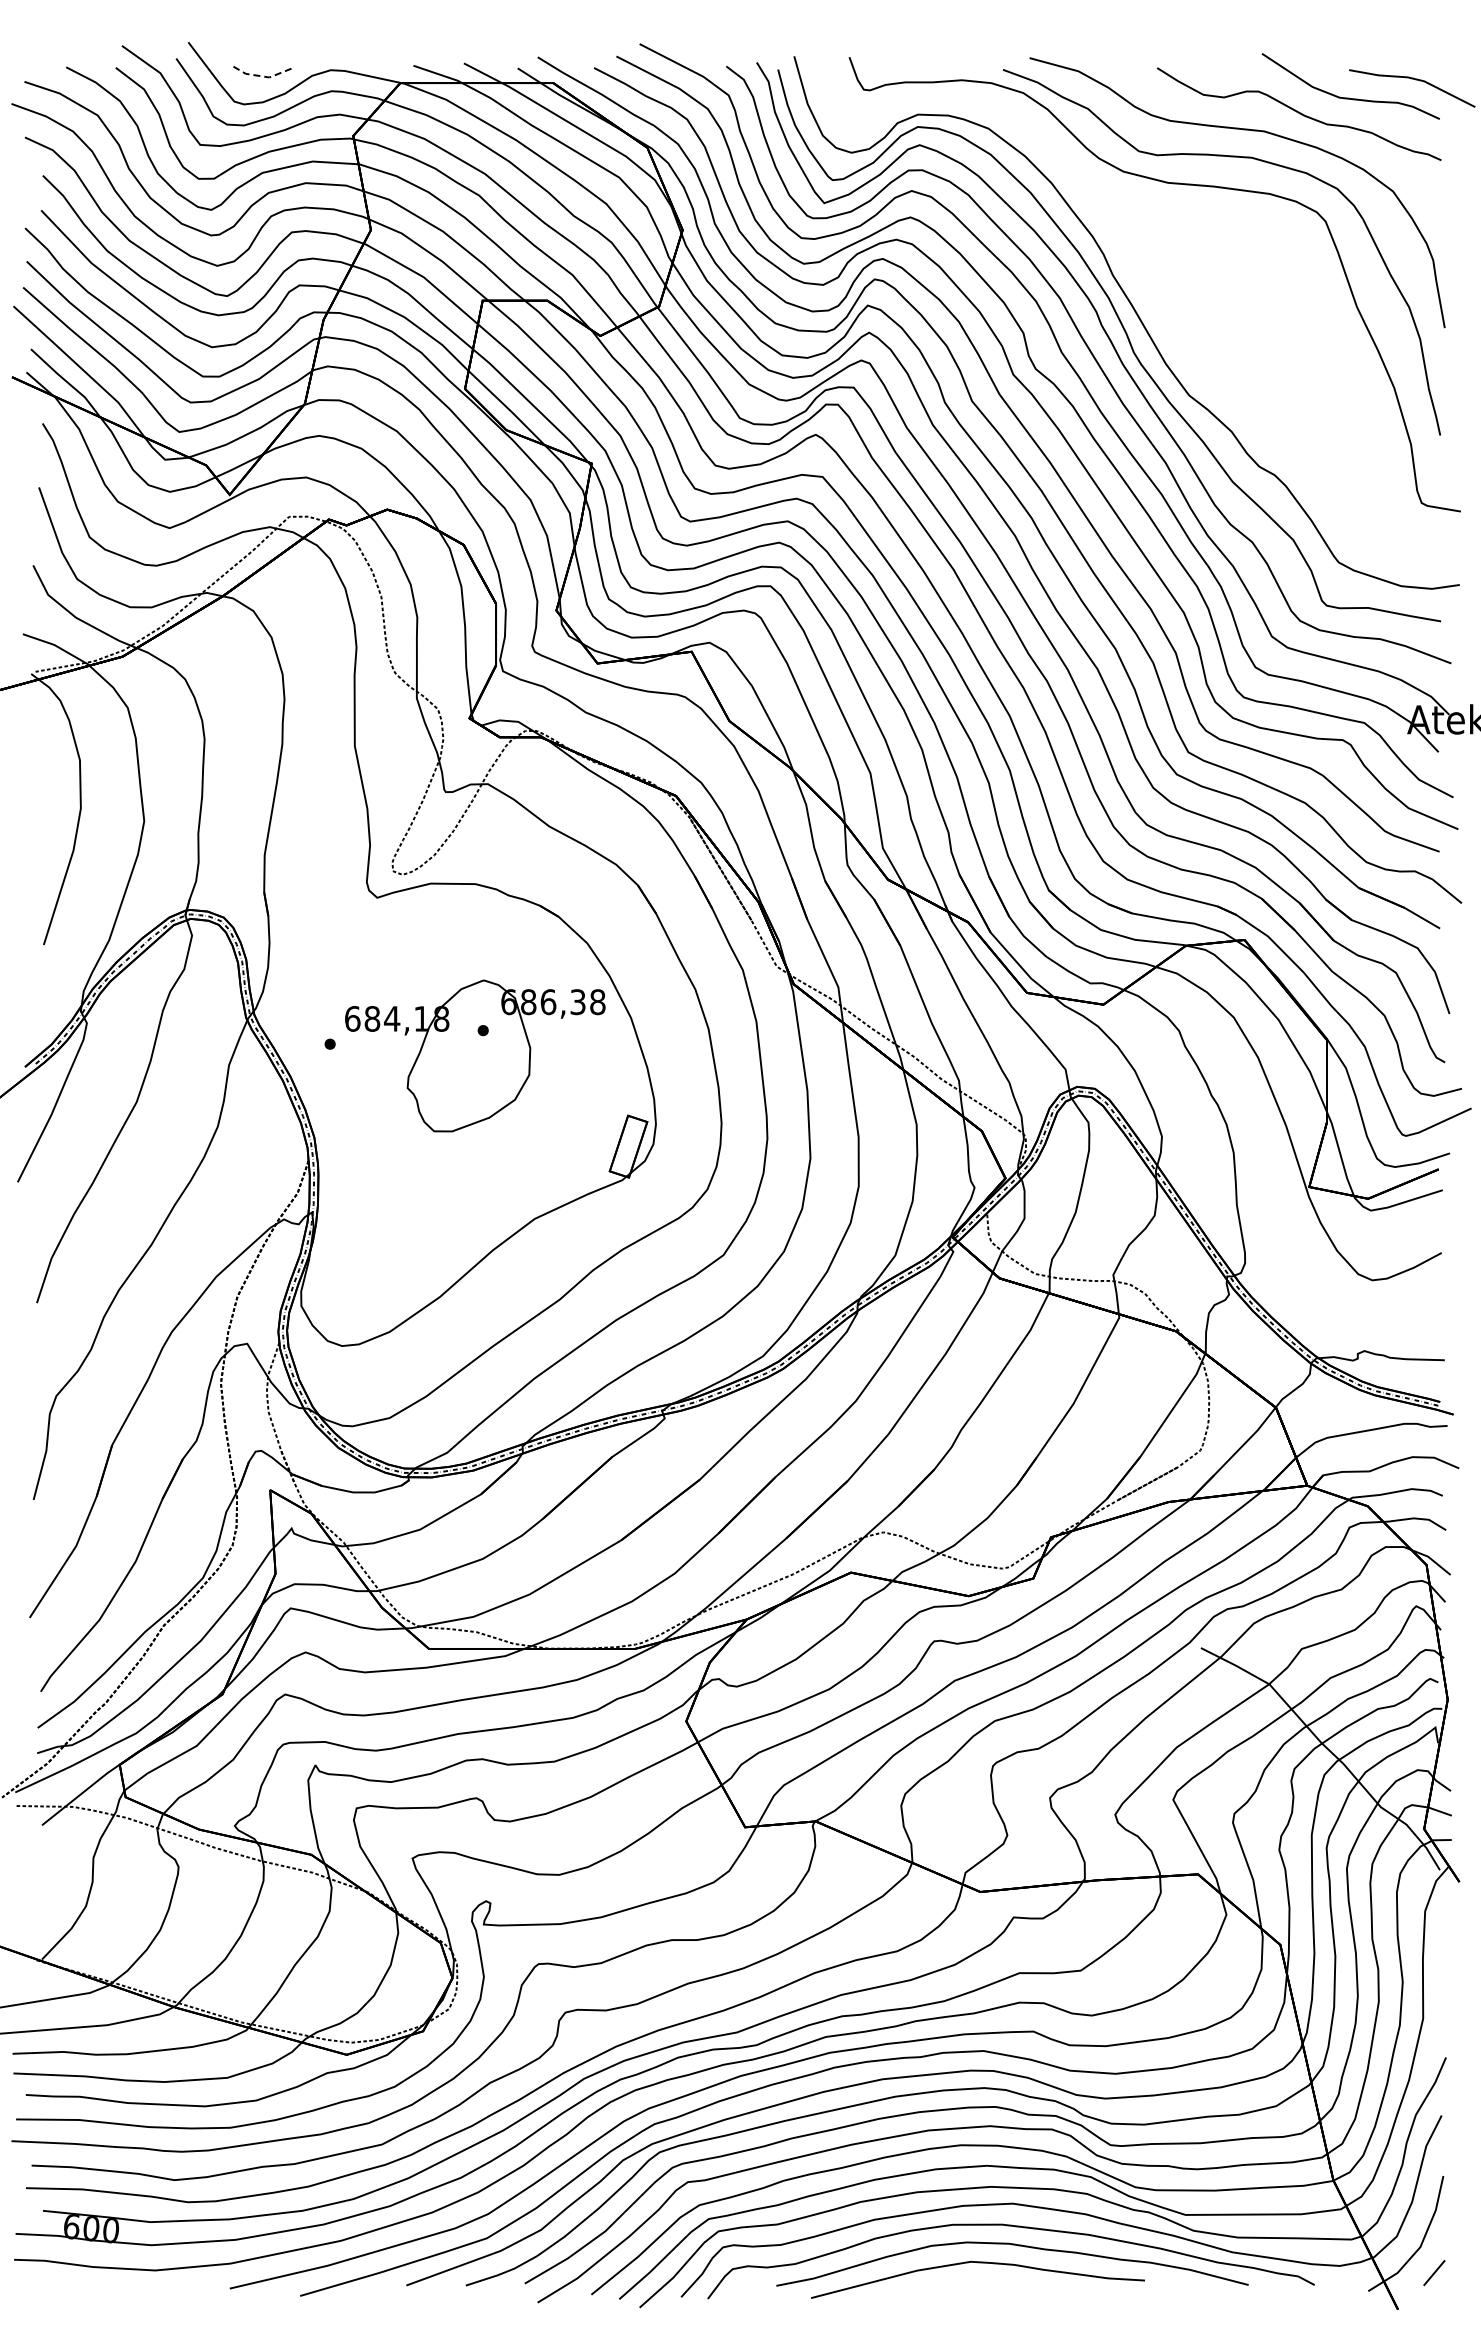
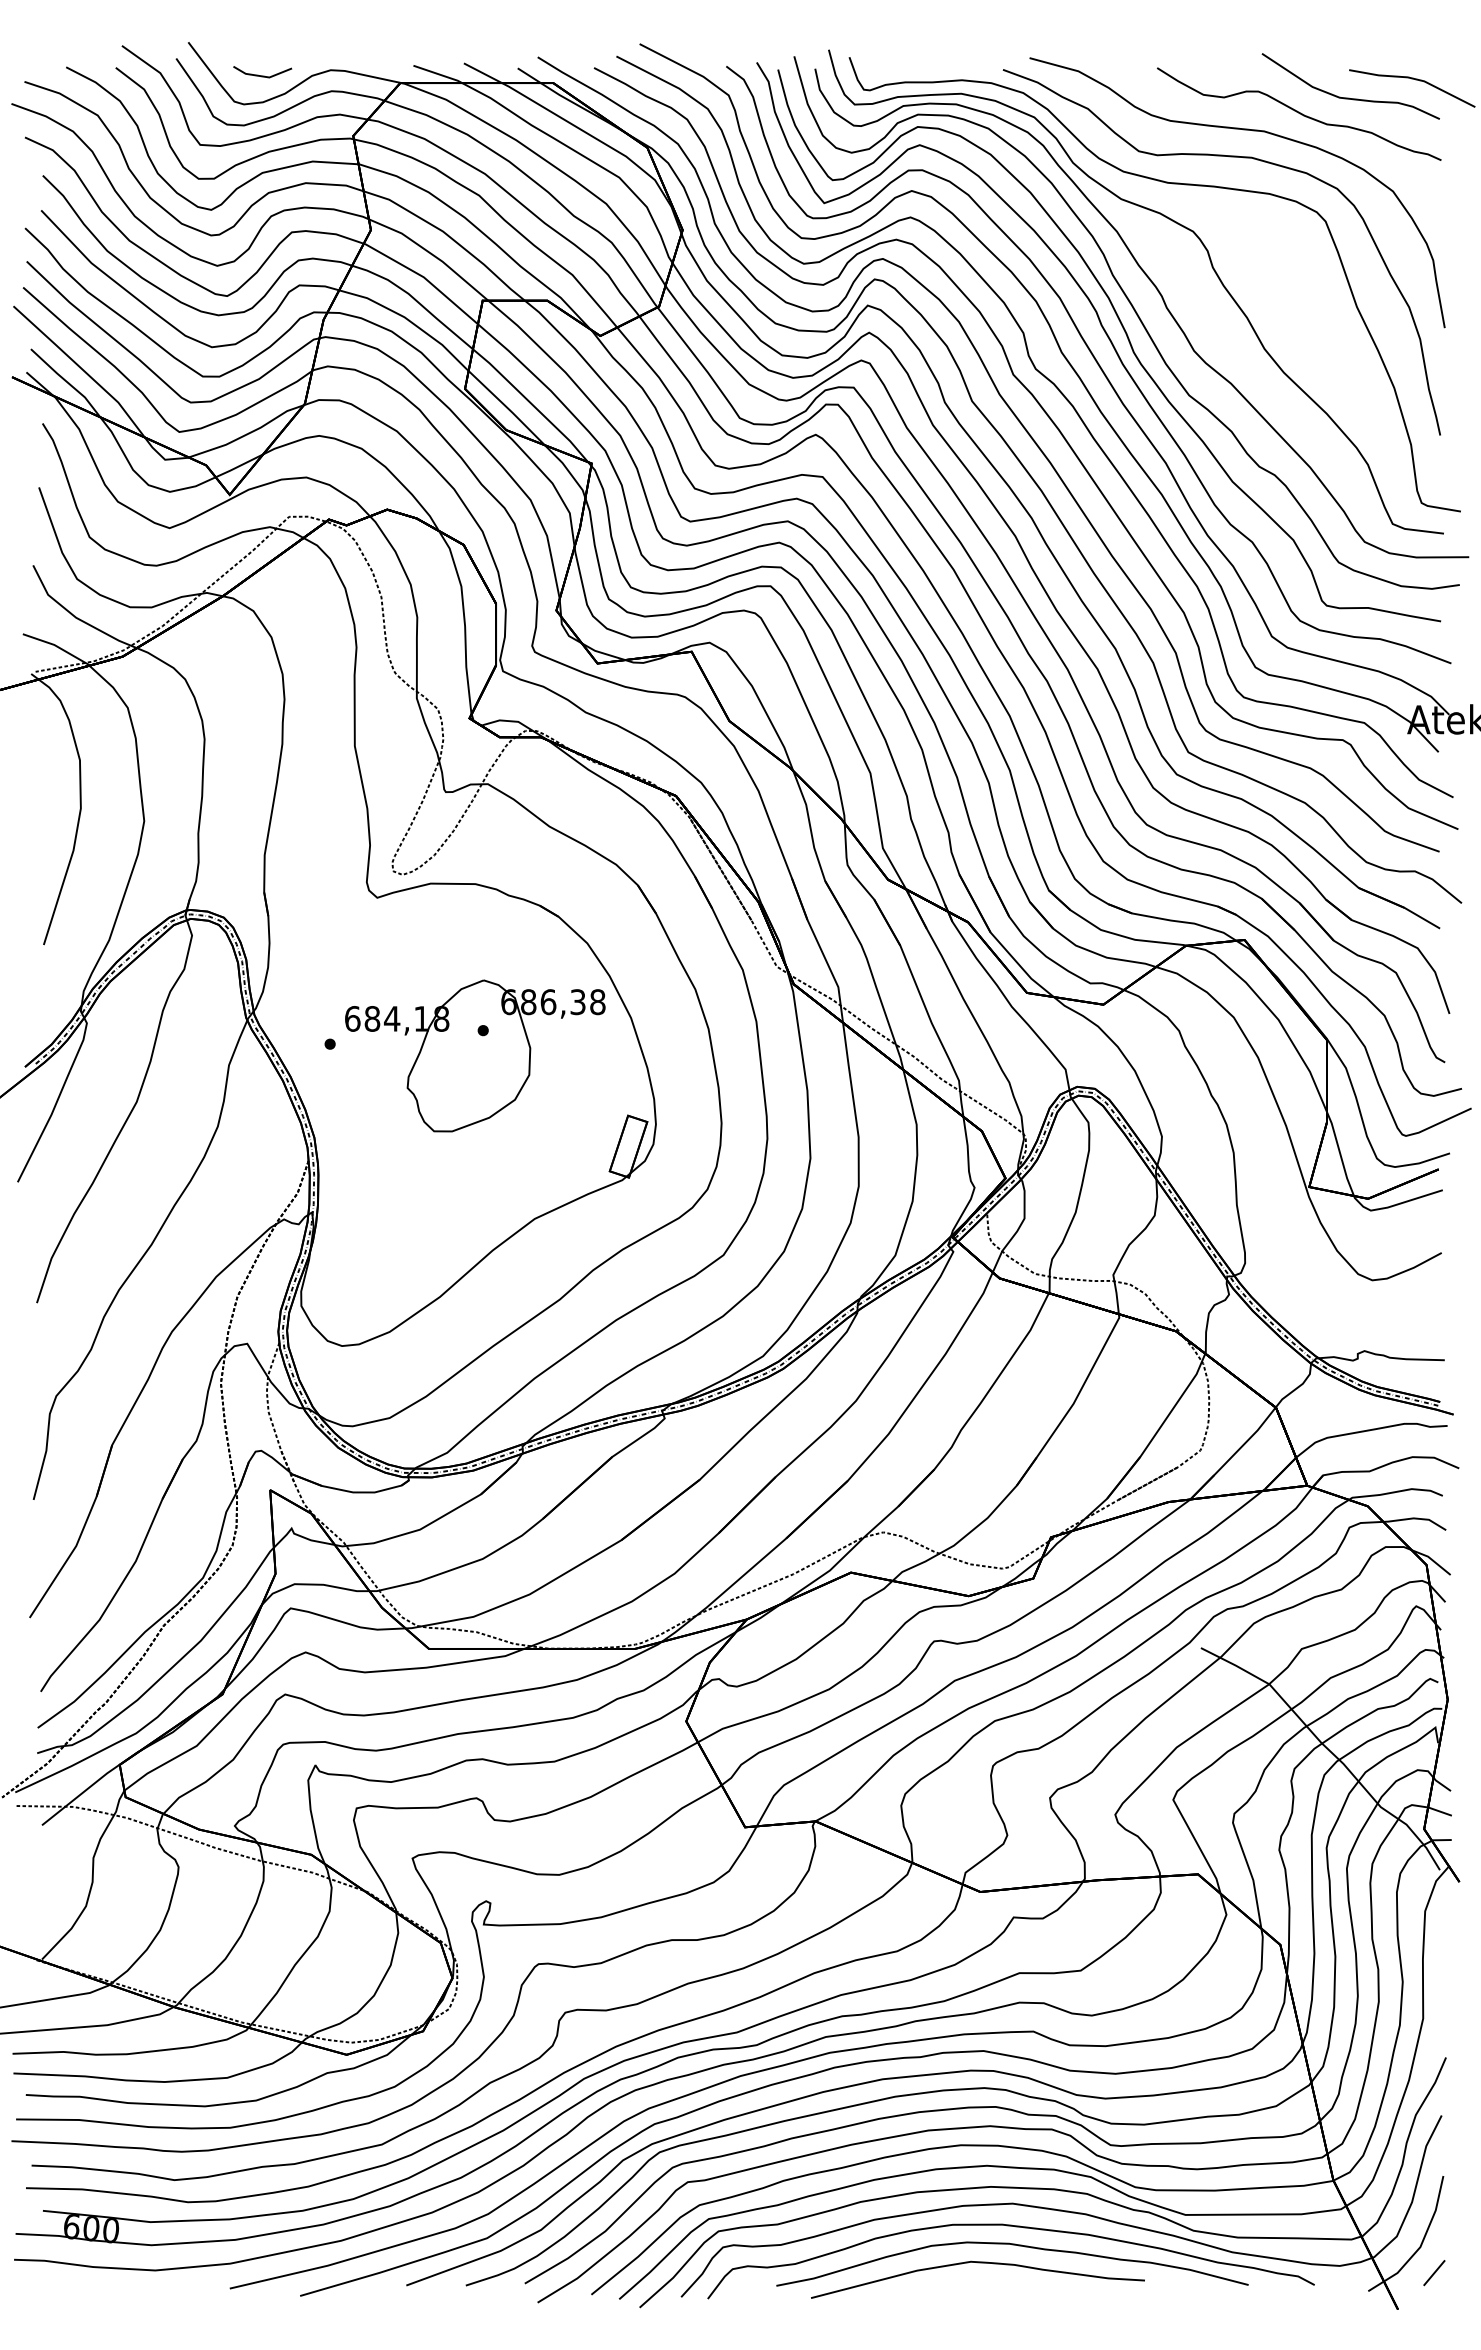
line: dashed -> solid (262, 76)
part: none -> present (1157, 291)
